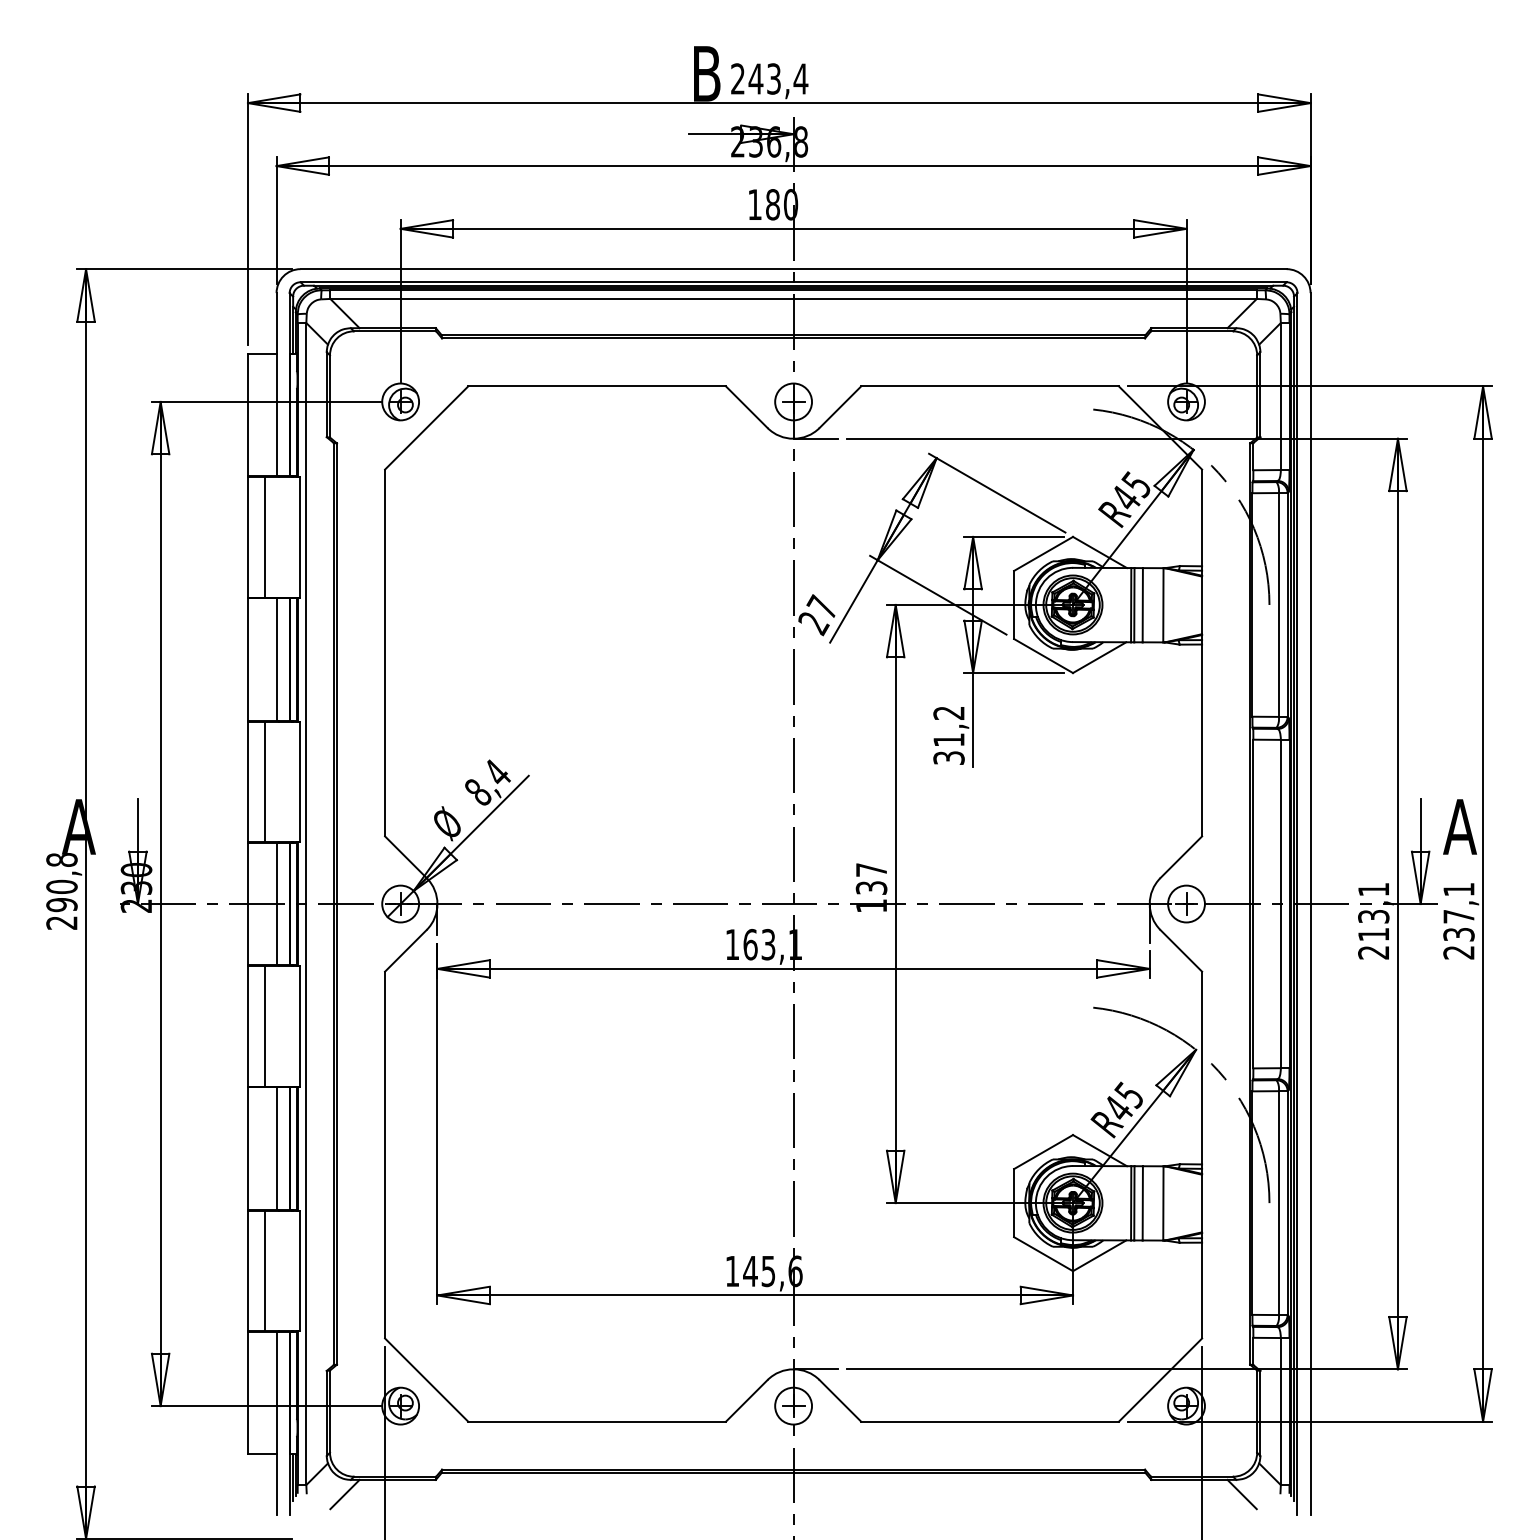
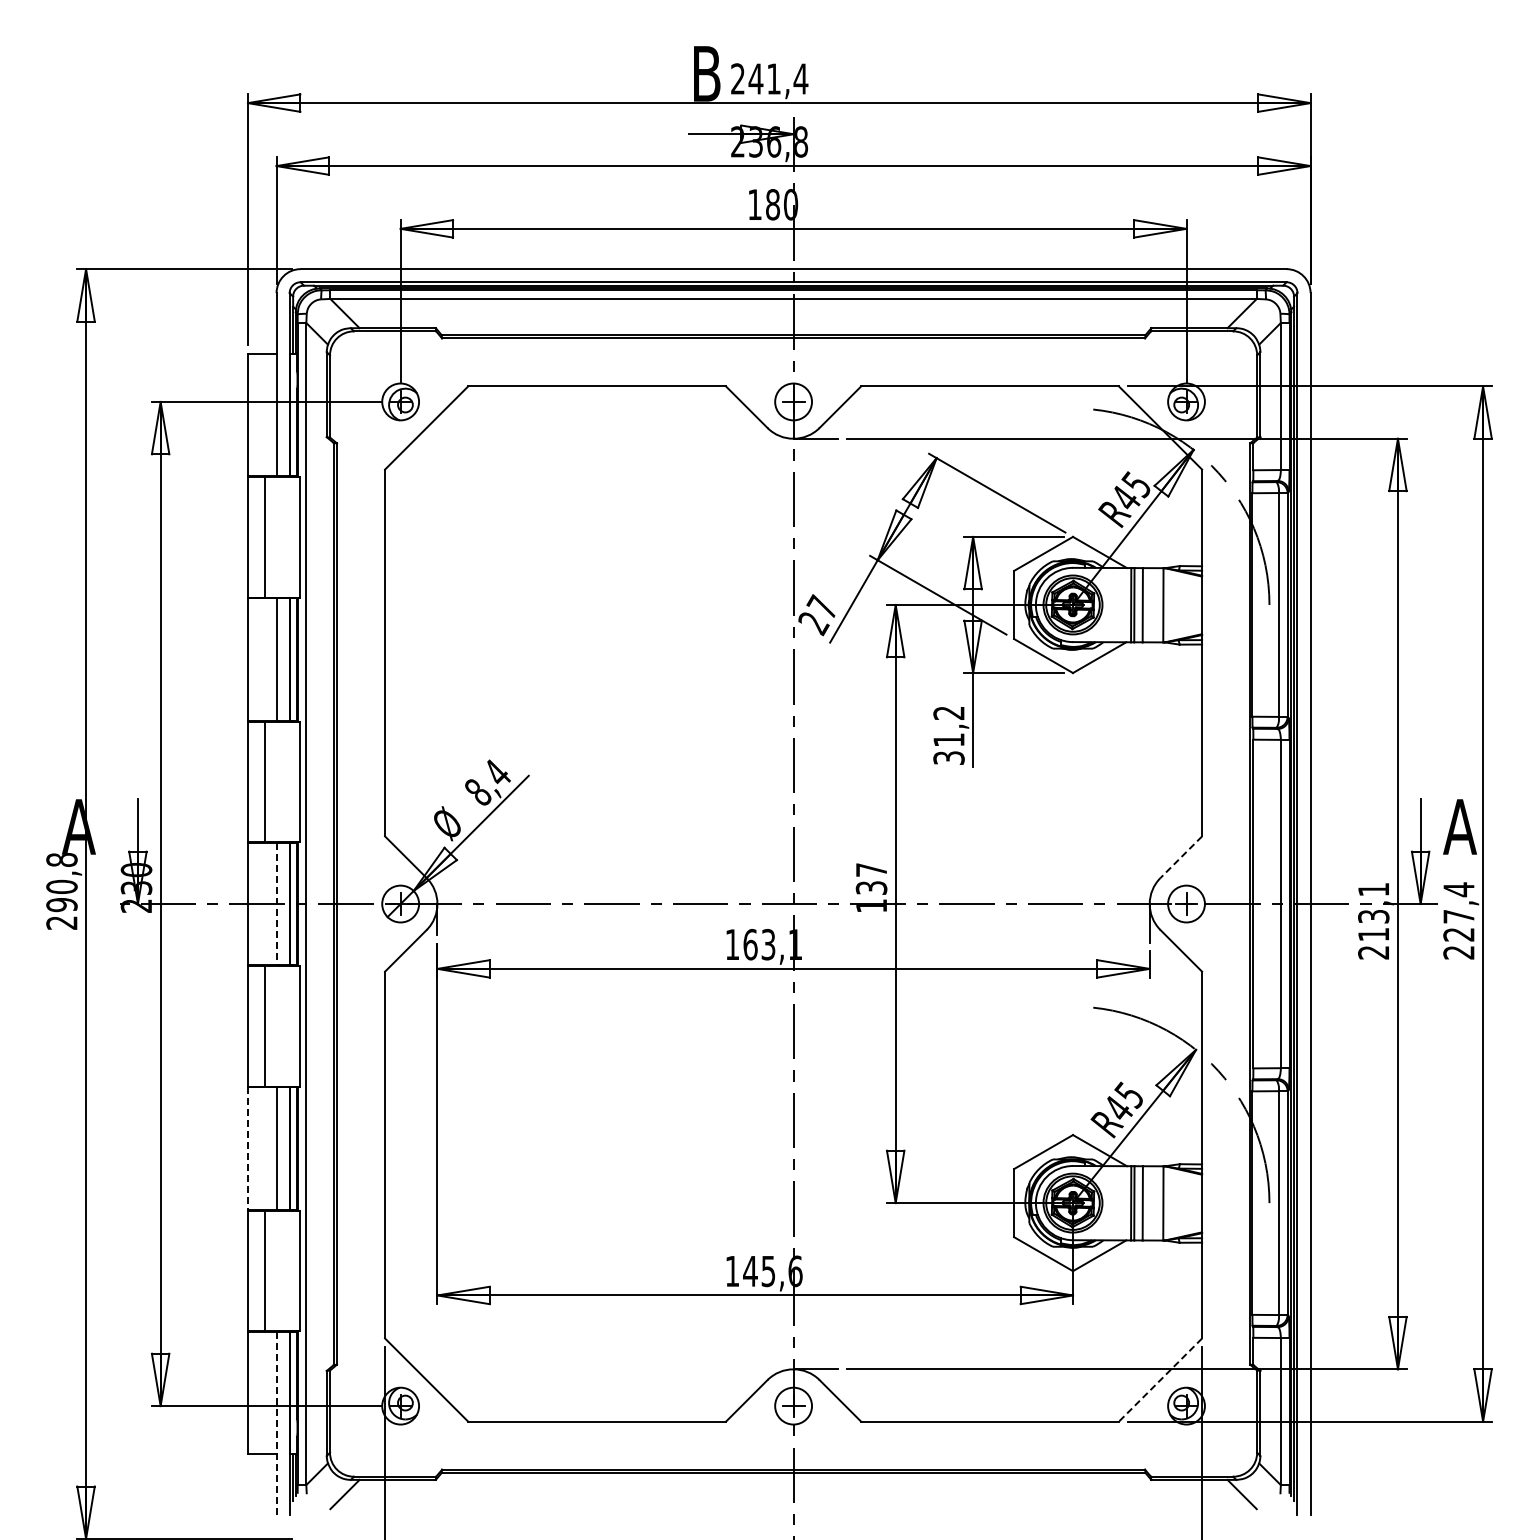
text: 243,4 -> 241,4 (773, 78)
line: solid -> dashed (1180, 857)
line: solid -> dashed (276, 904)
text: 237,1 -> 227,4 (1458, 911)
line: solid -> dashed (248, 1149)
line: solid -> dashed (1160, 1380)
line: solid -> dashed (276, 1423)
